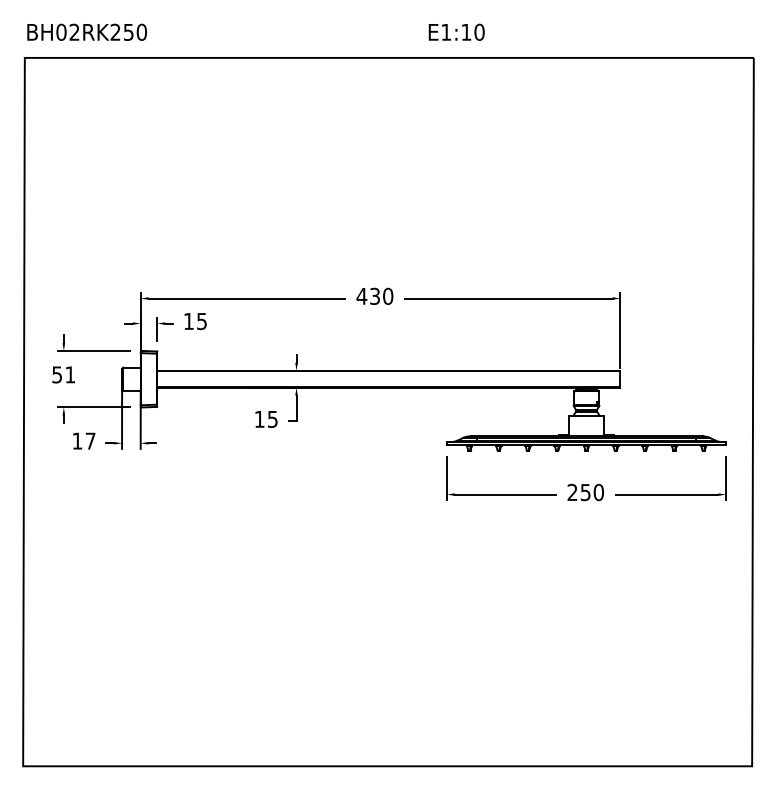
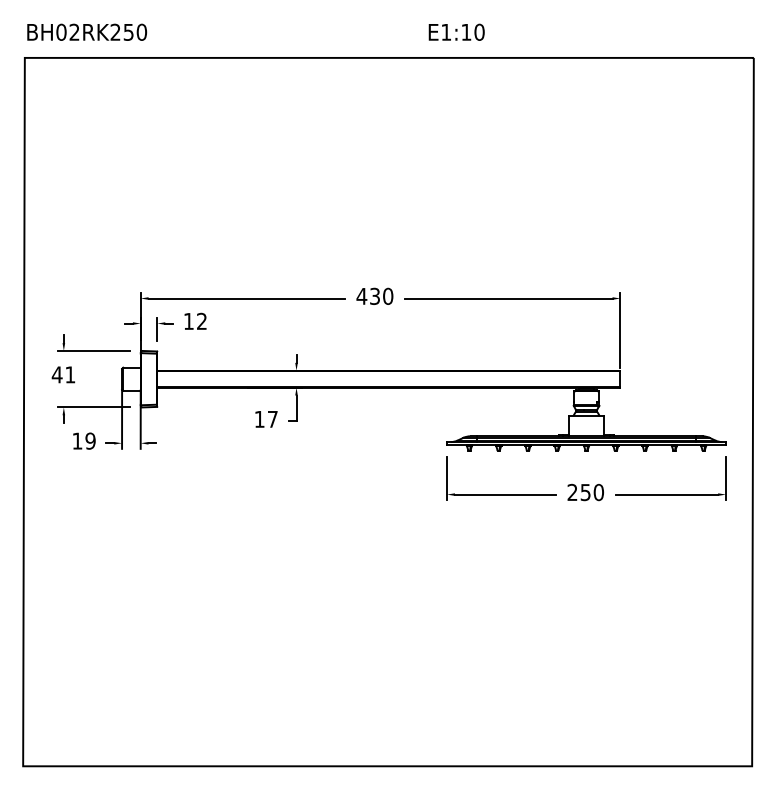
text: 15 -> 12 (201, 321)
text: 51 -> 41 (56, 374)
text: 15 -> 17 (272, 419)
text: 17 -> 19 (90, 440)
